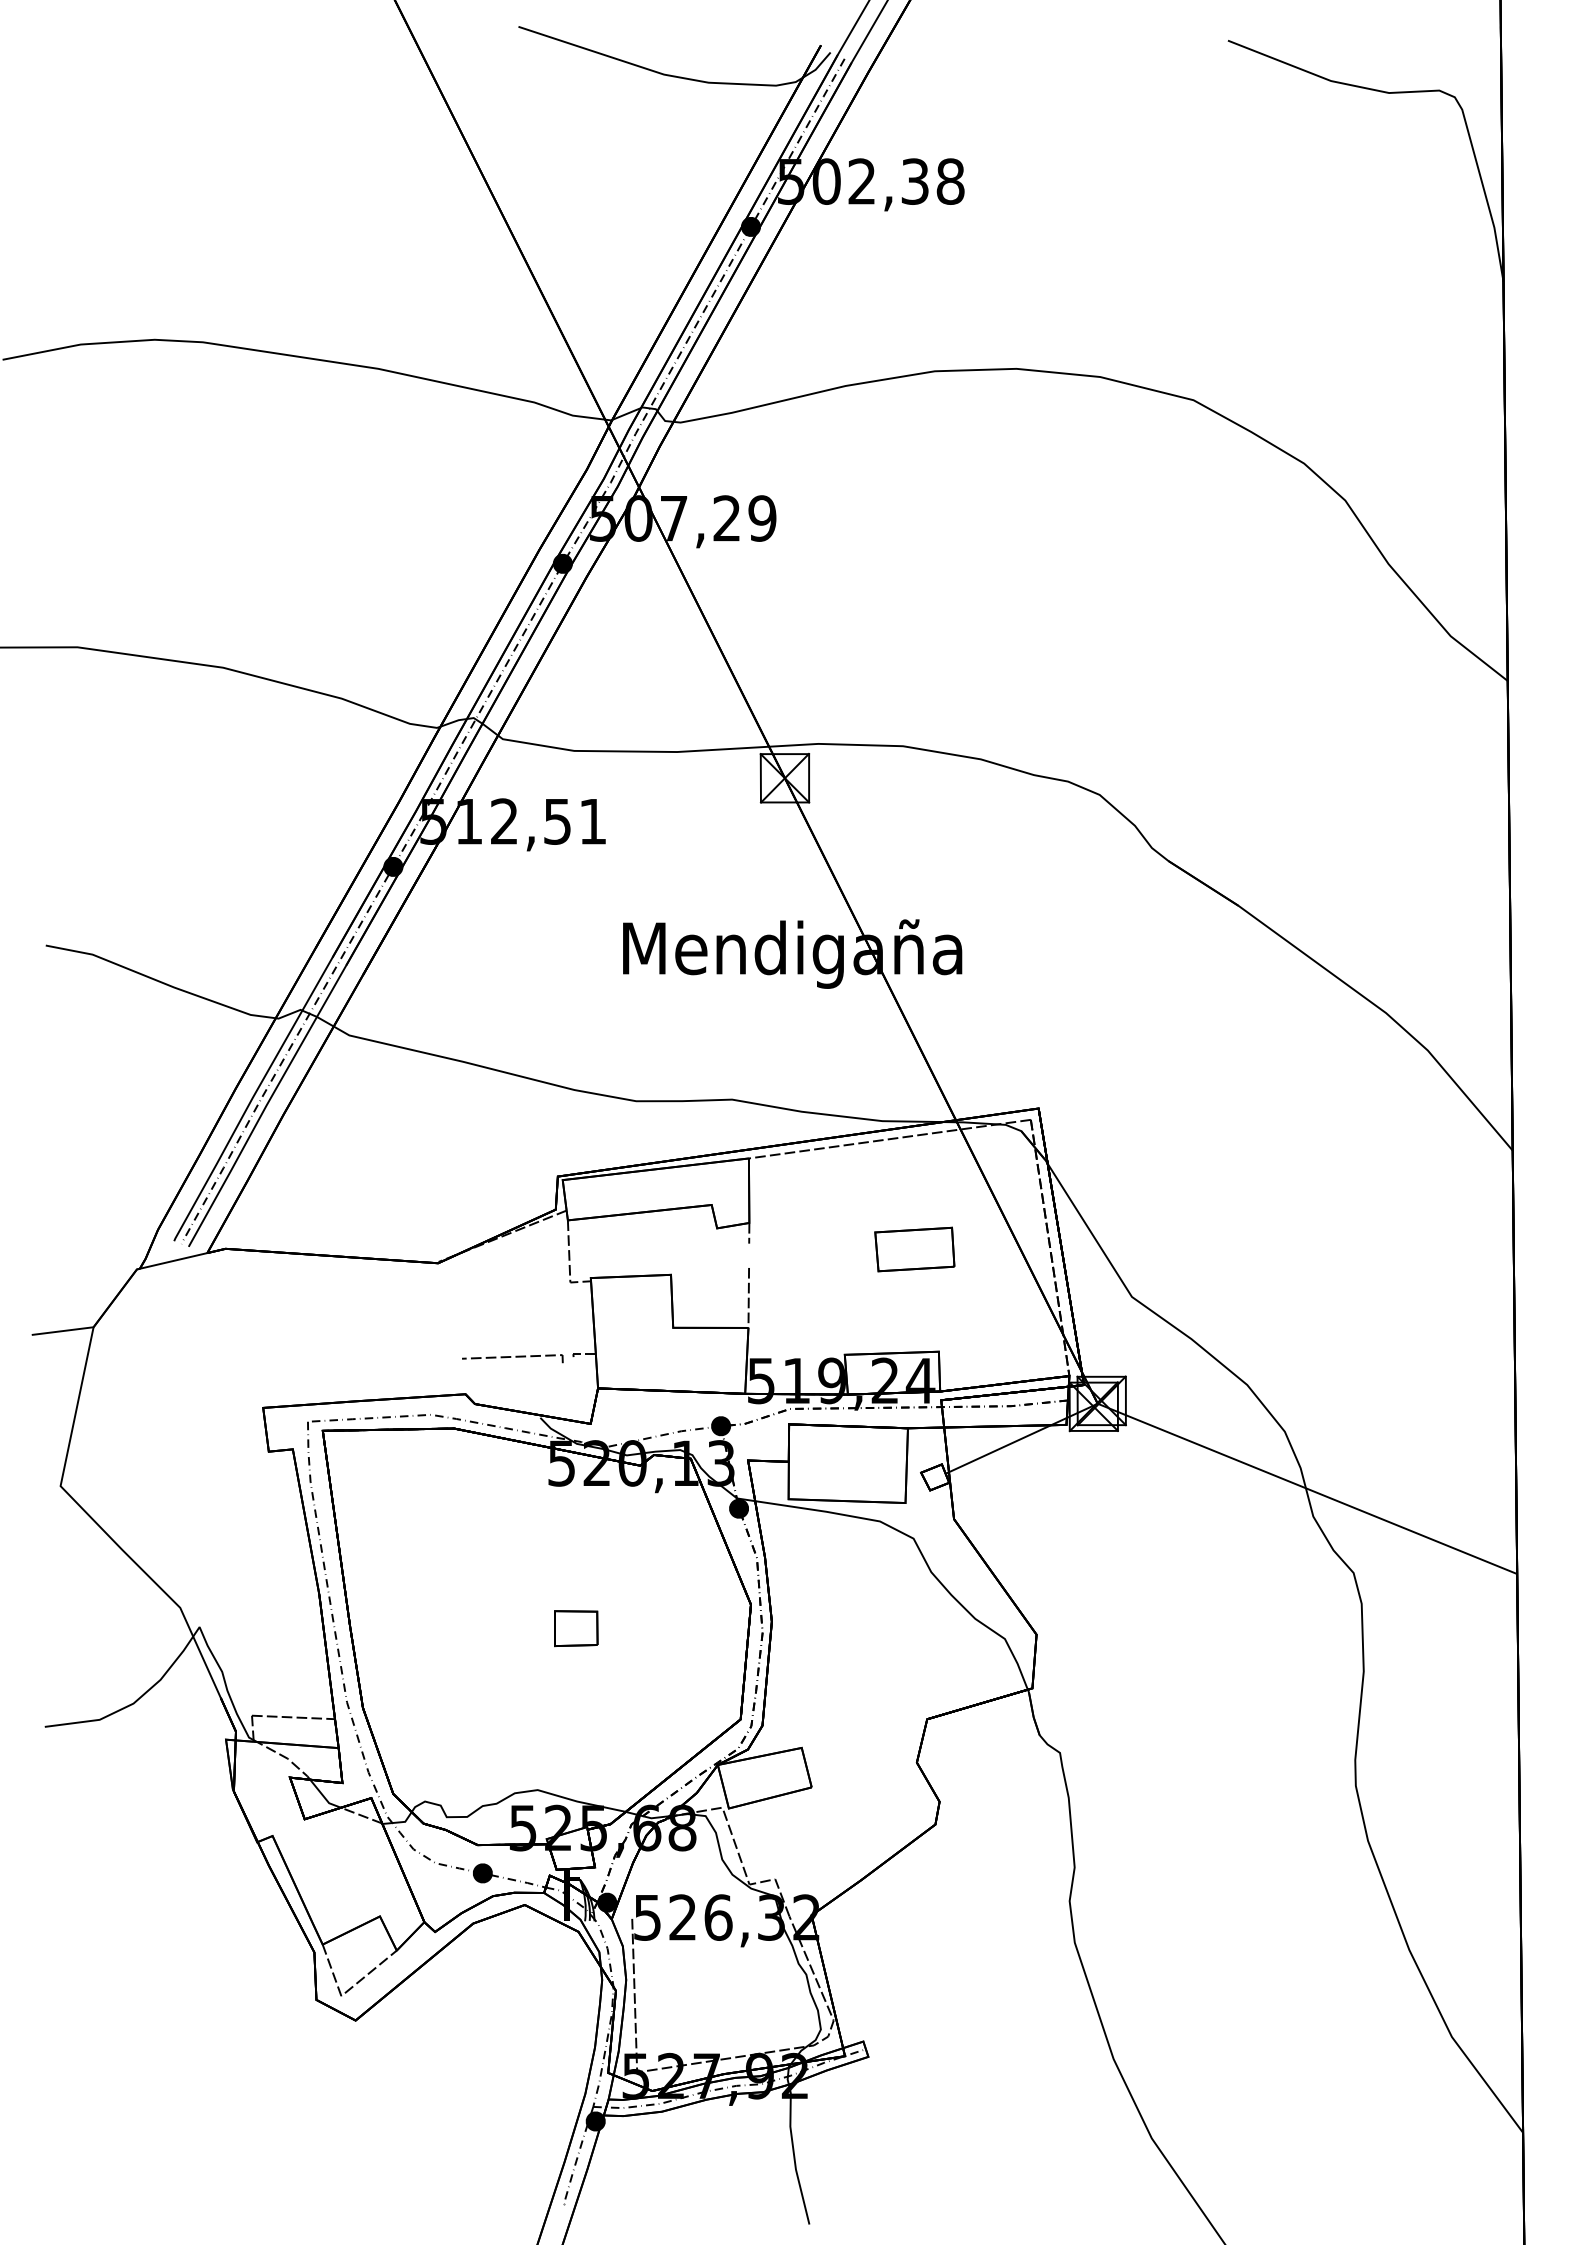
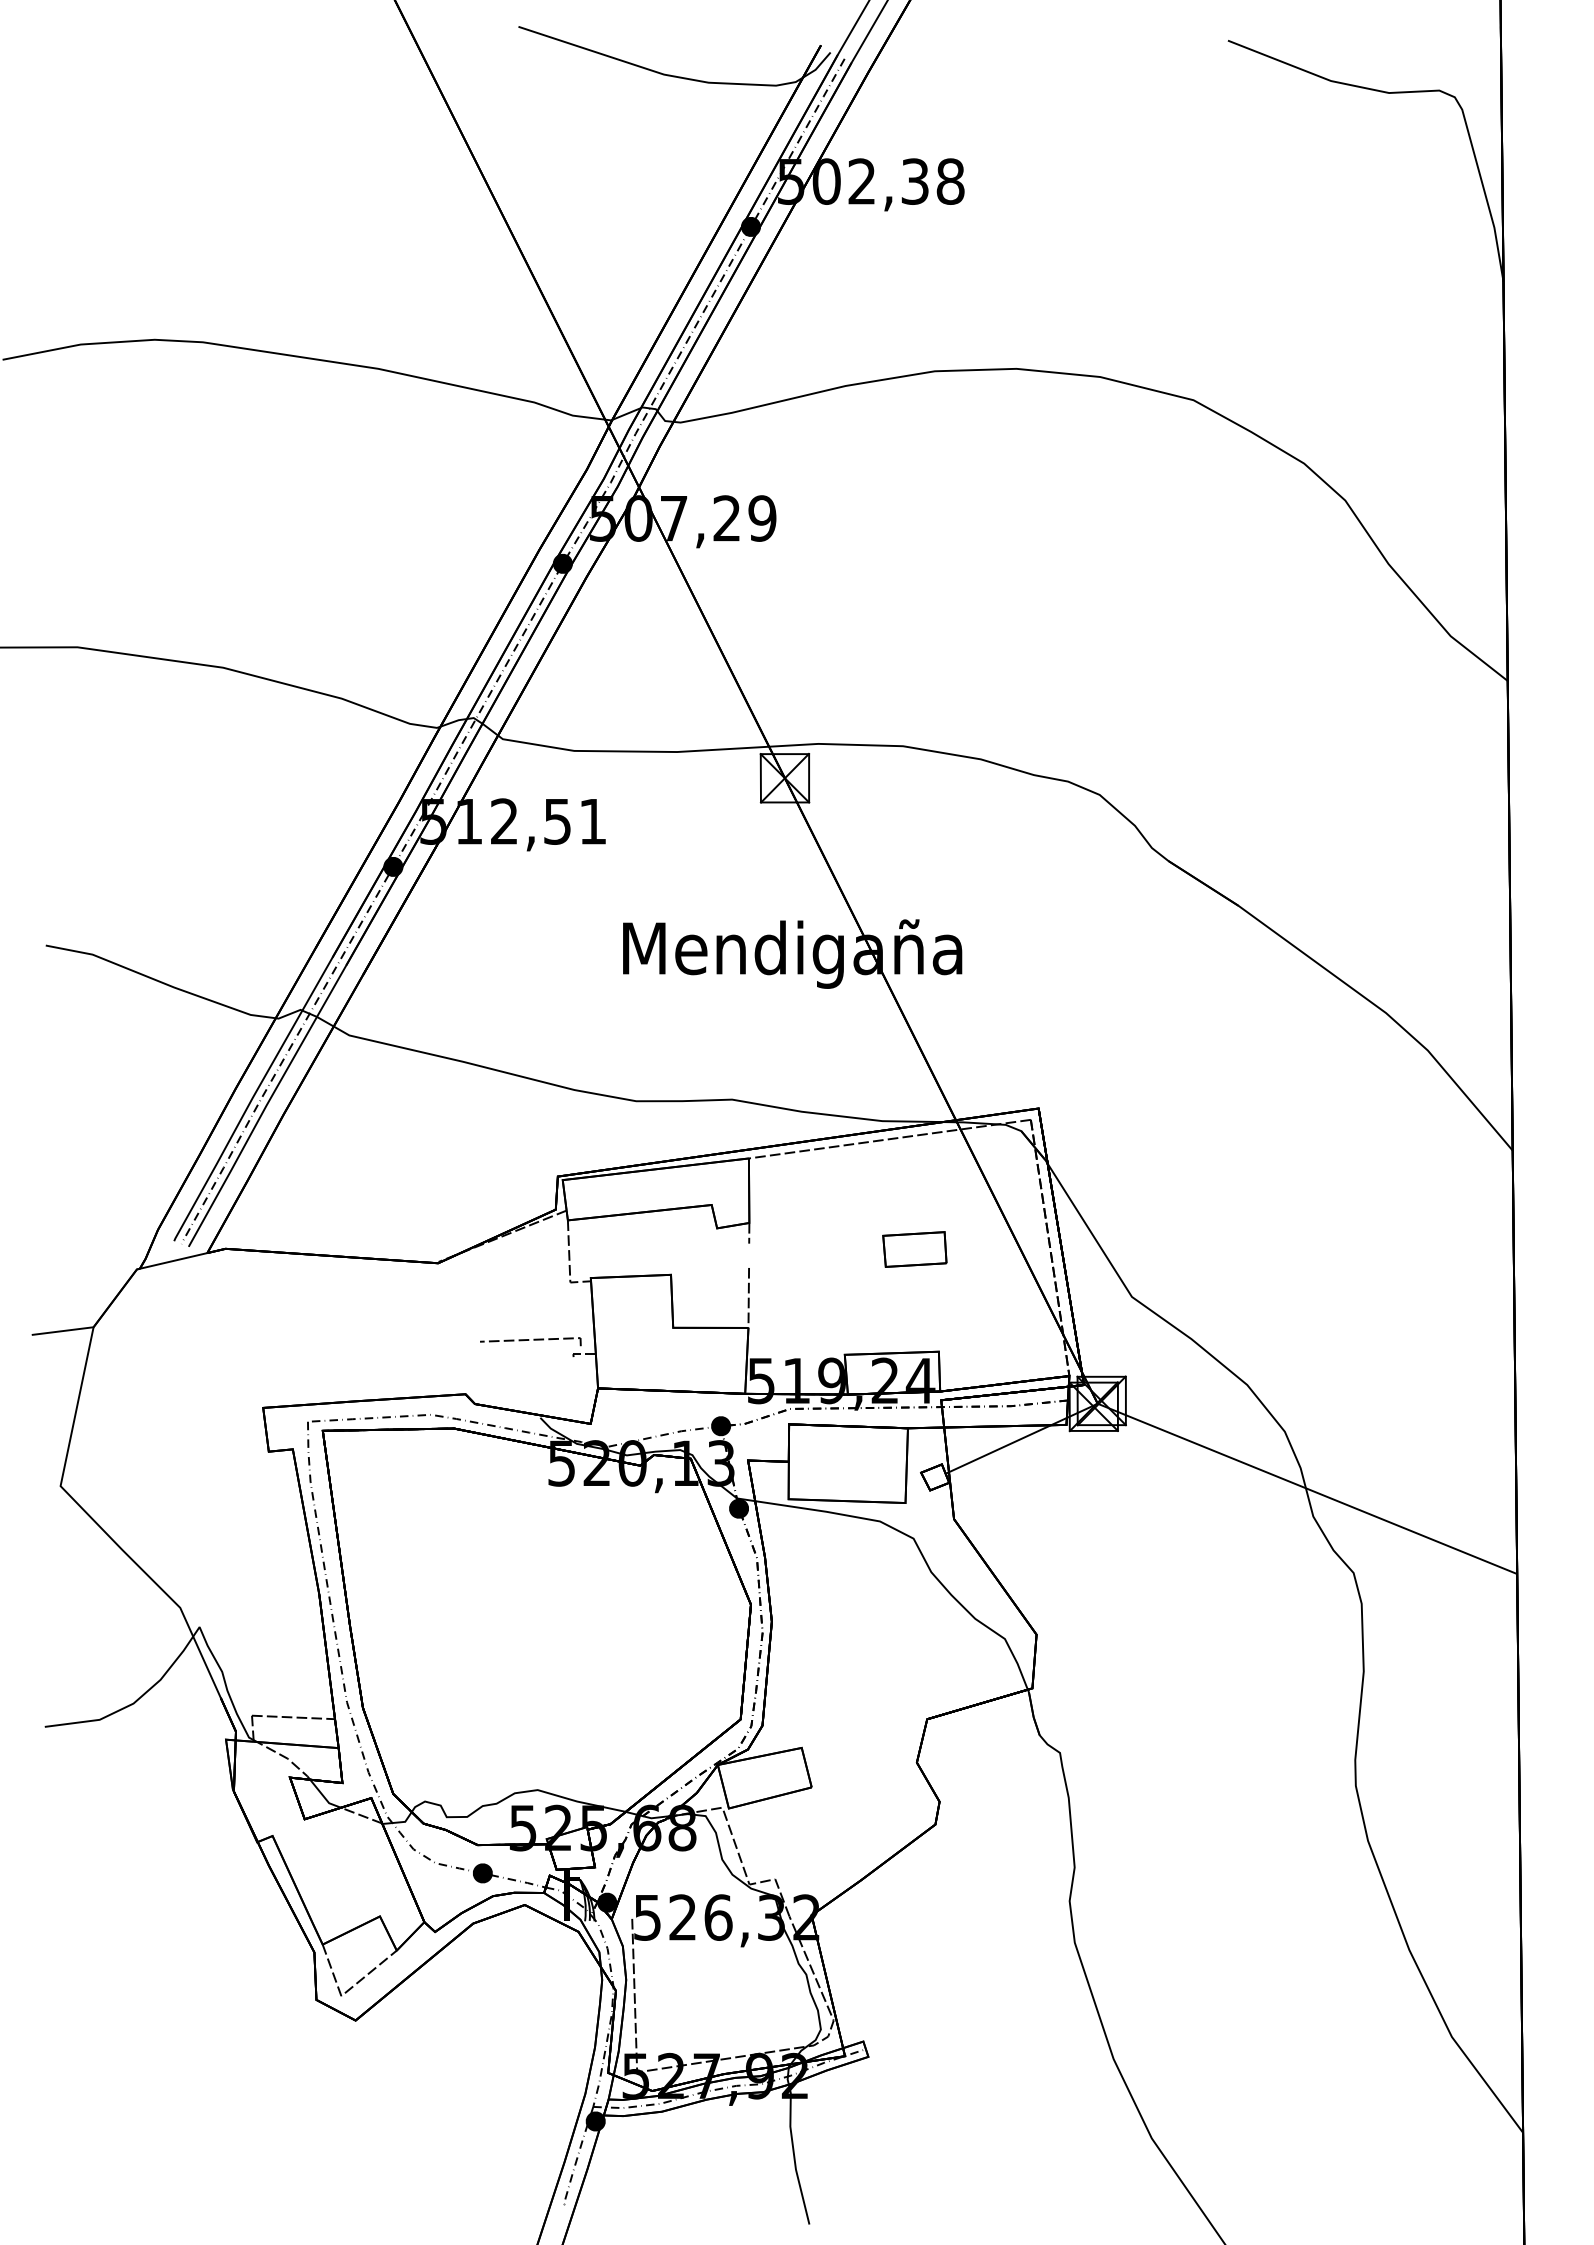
part size: 82x47 px -> 66x37 px (914, 1249)
line position: (511, 1357) -> (529, 1340) (529, 1340)
part: present -> none (576, 1628)
